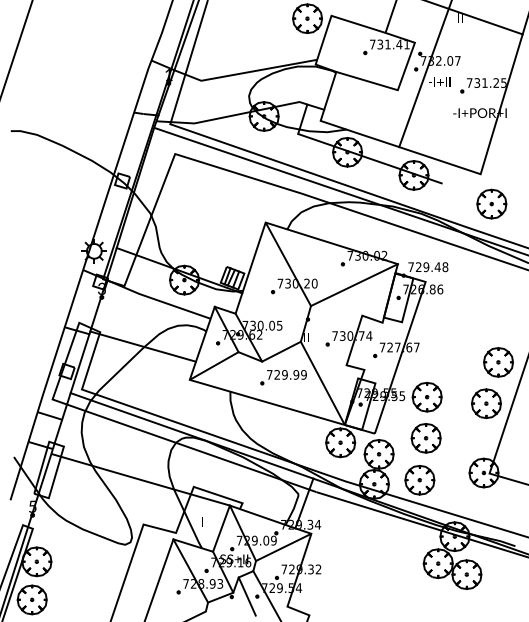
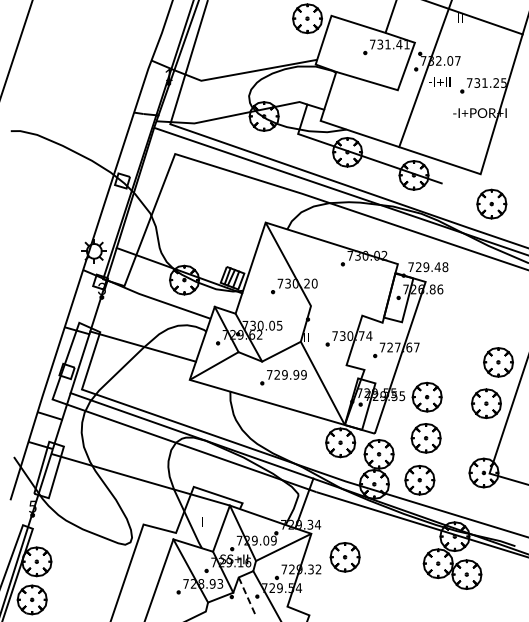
line: present -> none (354, 285)
part: none -> present (344, 557)
line: solid -> dashed (247, 596)
